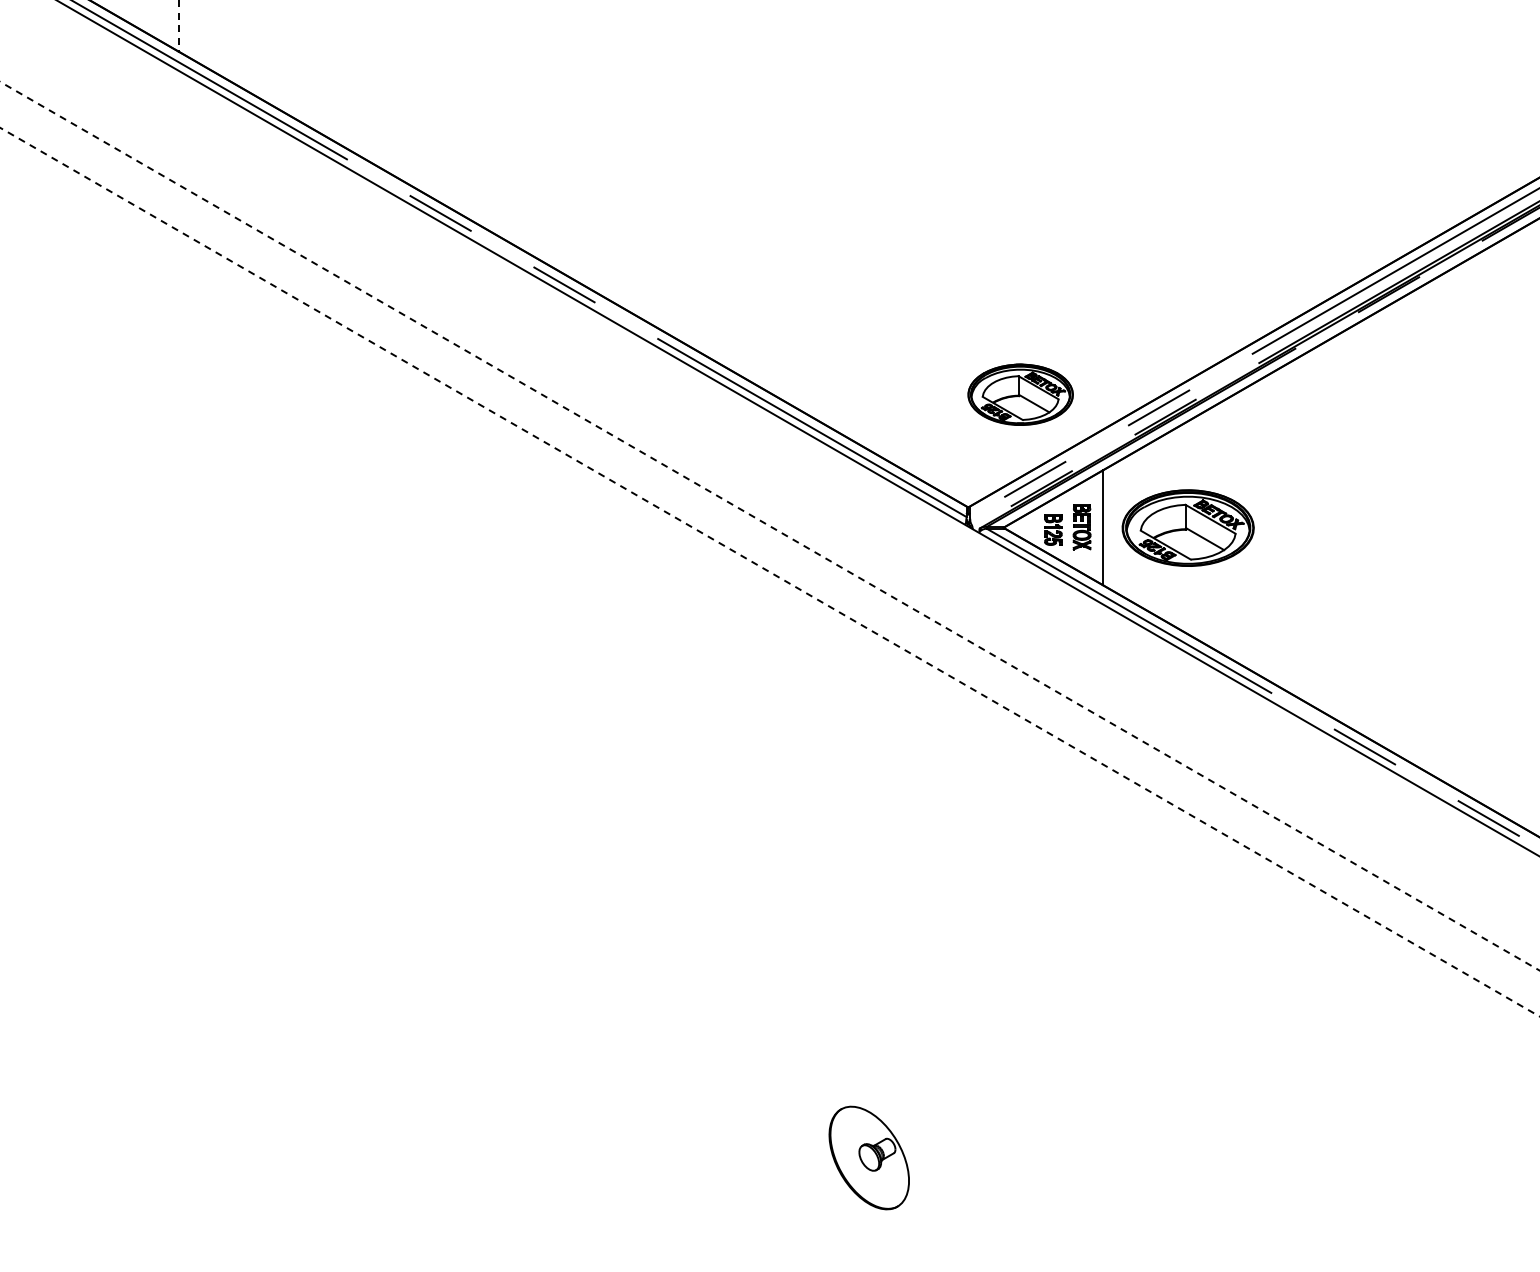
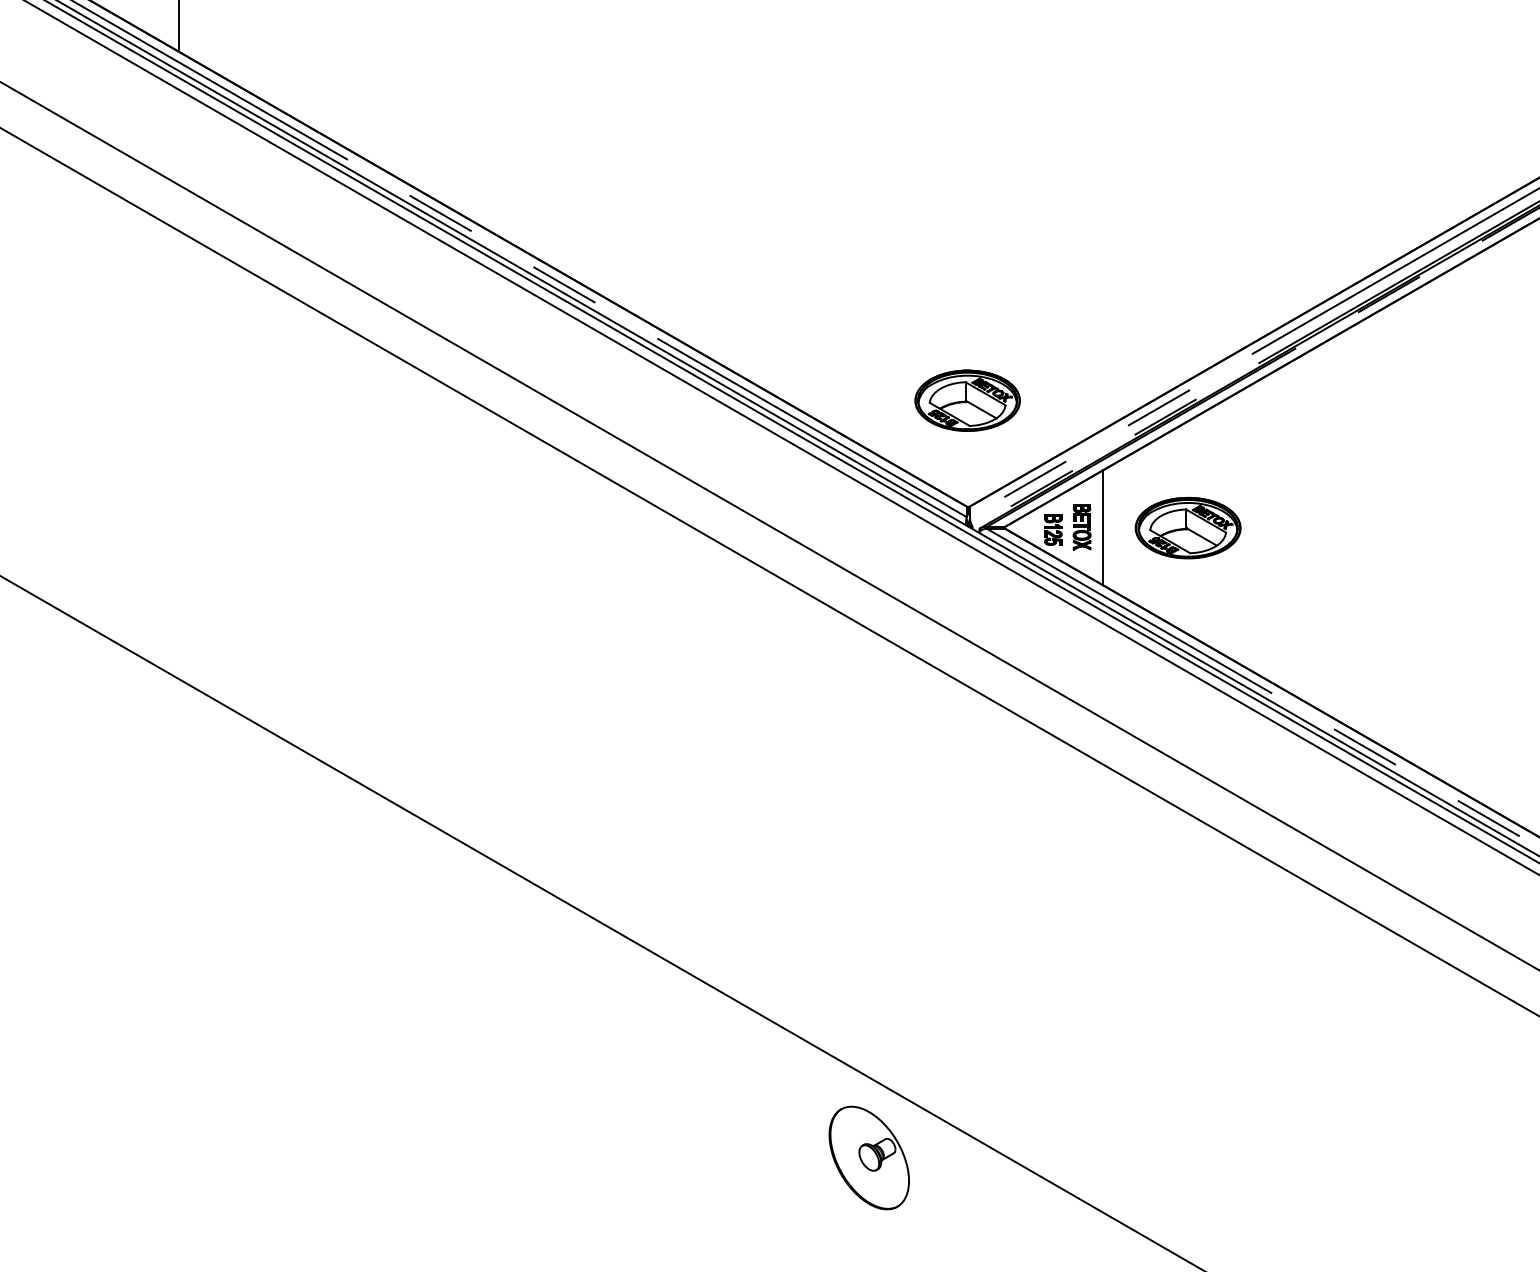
line: dashed -> solid (178, 26)
part position: (1020, 394) -> (967, 400) (967, 400)
line: none -> present (791, 431)
line: none -> present (781, 437)
line: dashed -> solid (770, 526)
part size: 134x78 px -> 108x64 px (1187, 527)
line: dashed -> solid (769, 572)
line: none -> present (601, 922)
